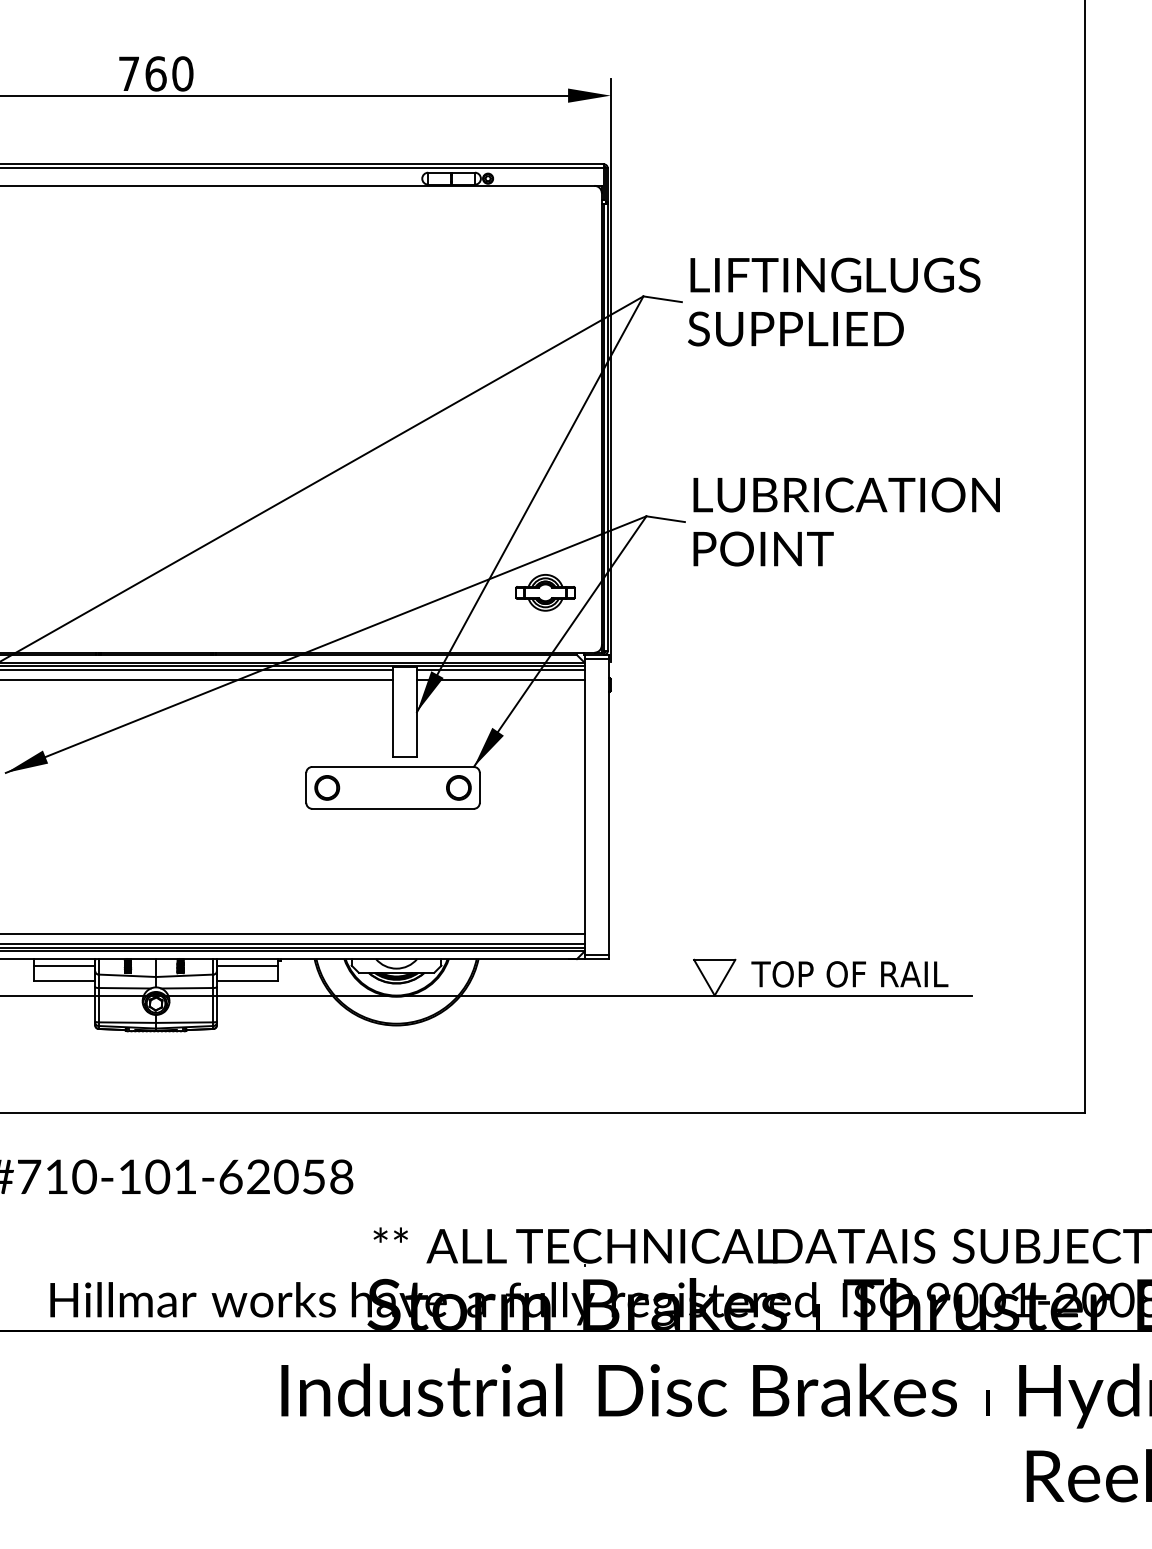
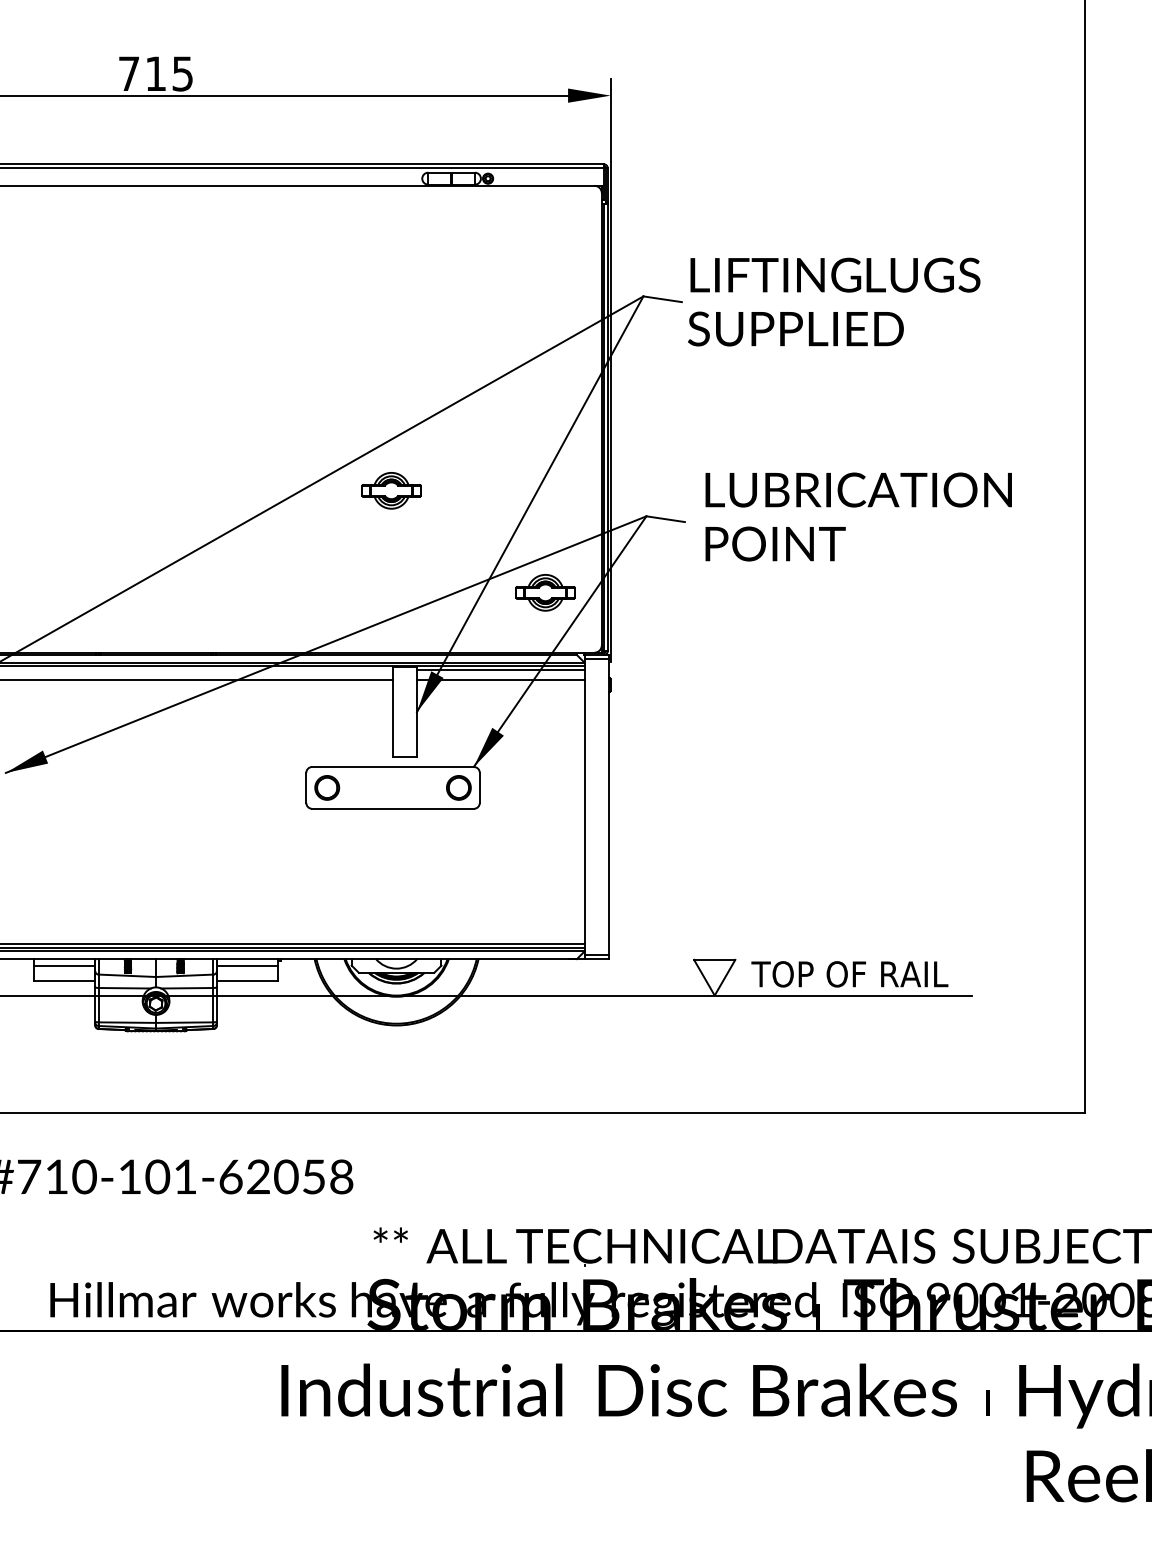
text: 760 -> 715 (169, 73)
part: none -> present (391, 490)
text position: (846, 521) -> (858, 516) (858, 516)
line: present -> none (197, 669)
line: present -> none (293, 933)
